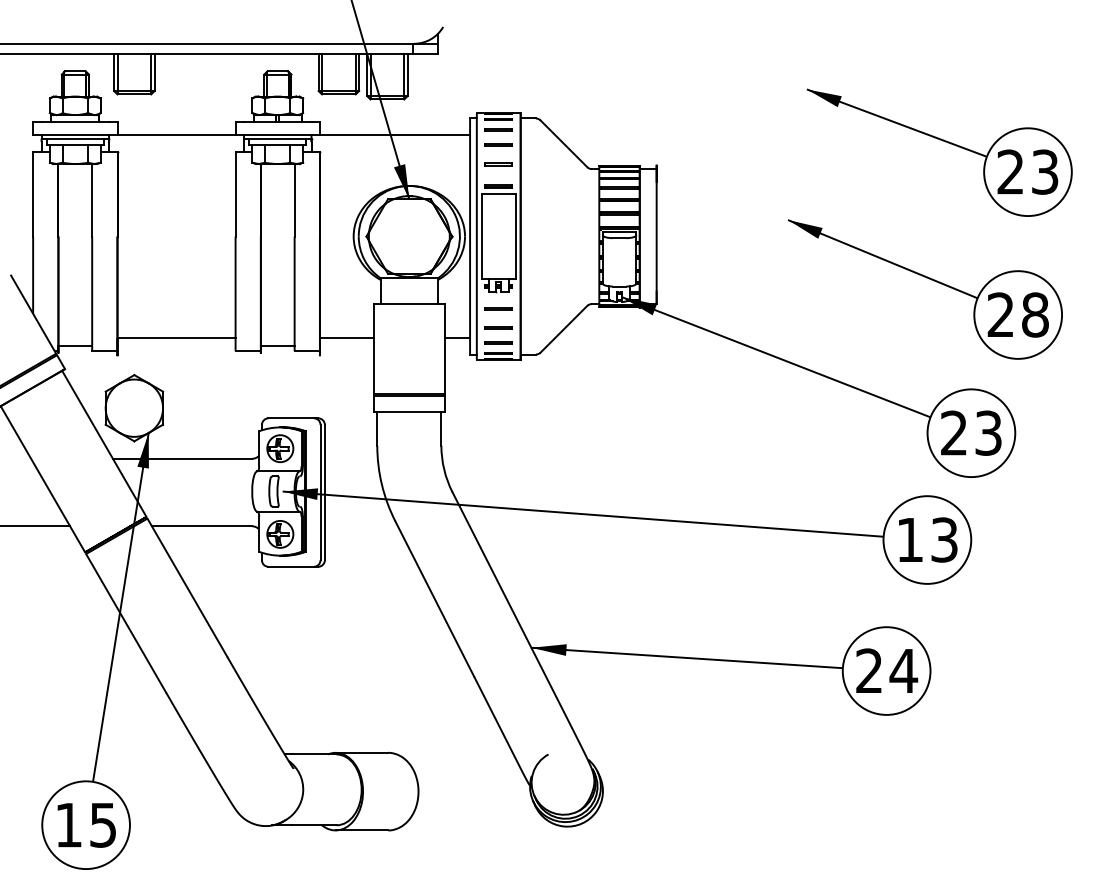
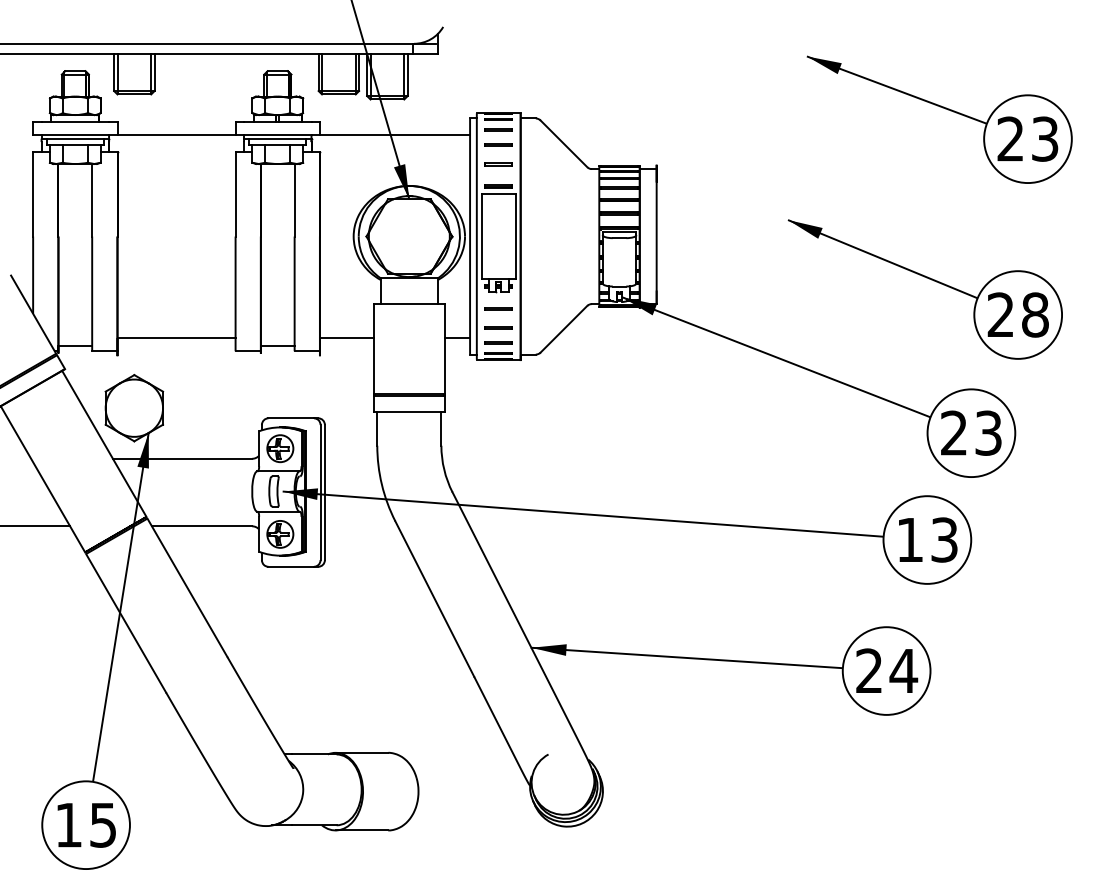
part position: (942, 141) -> (942, 108) (942, 108)
